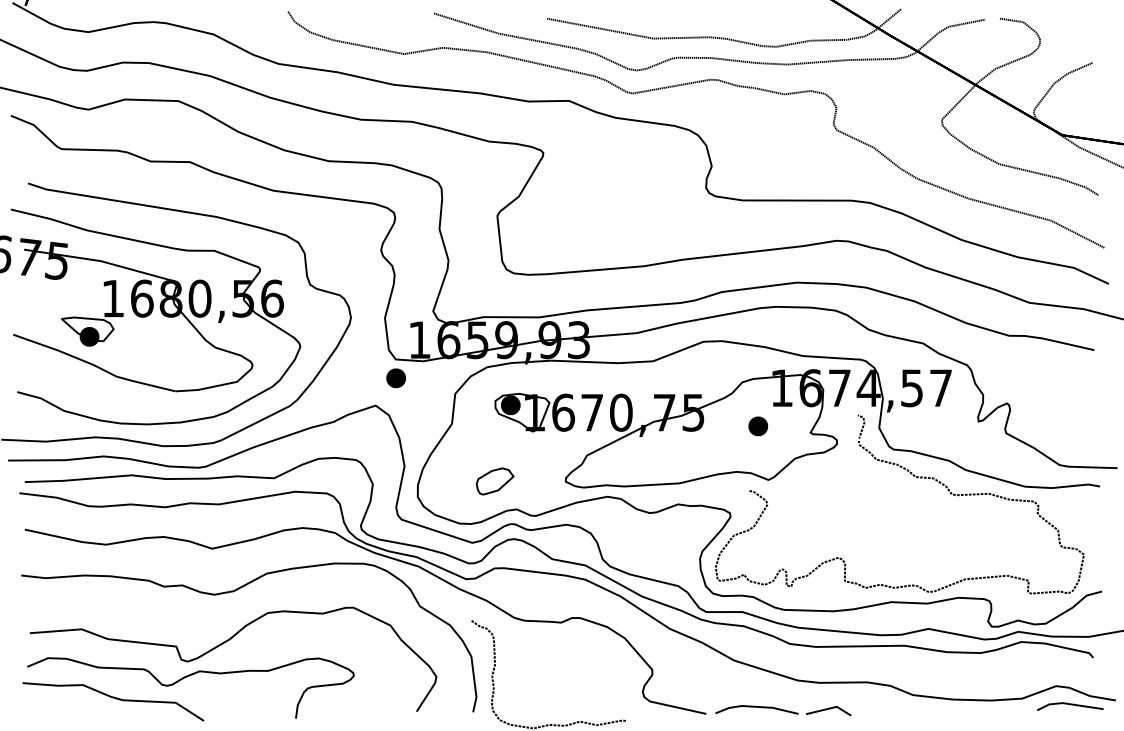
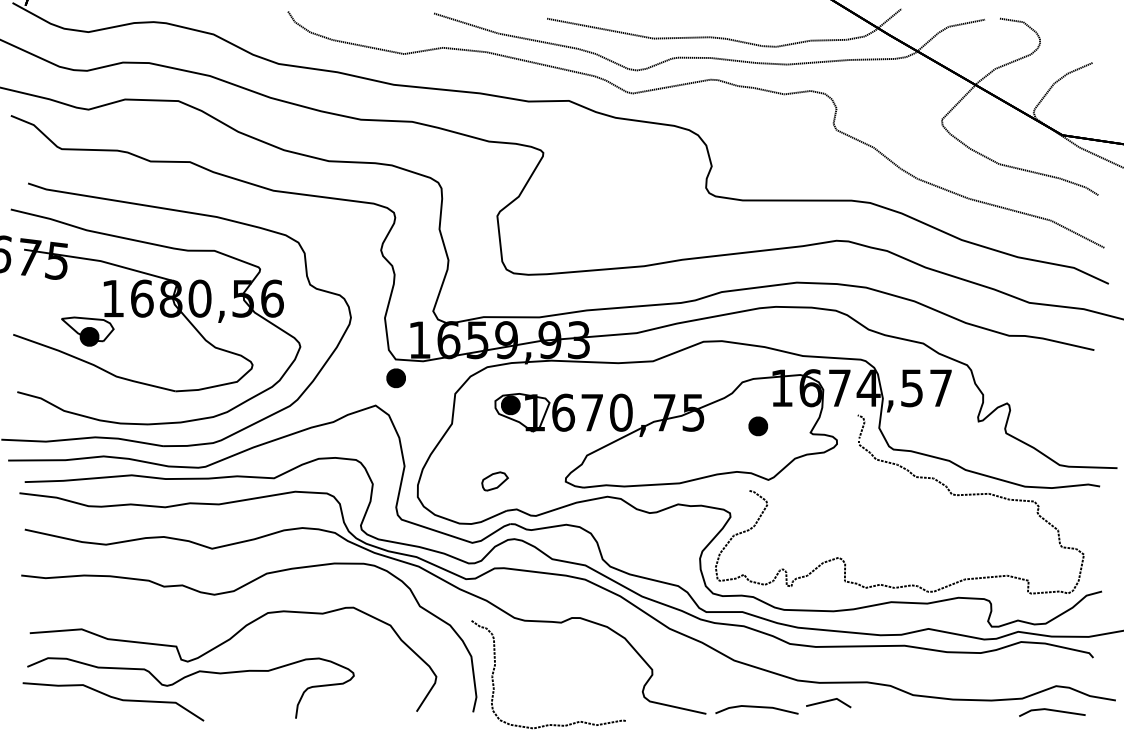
part size: 40x29 px -> 28x21 px (494, 481)
line position: (1070, 705) -> (1052, 711) (1052, 711)
line position: (828, 709) -> (828, 701) (828, 701)
